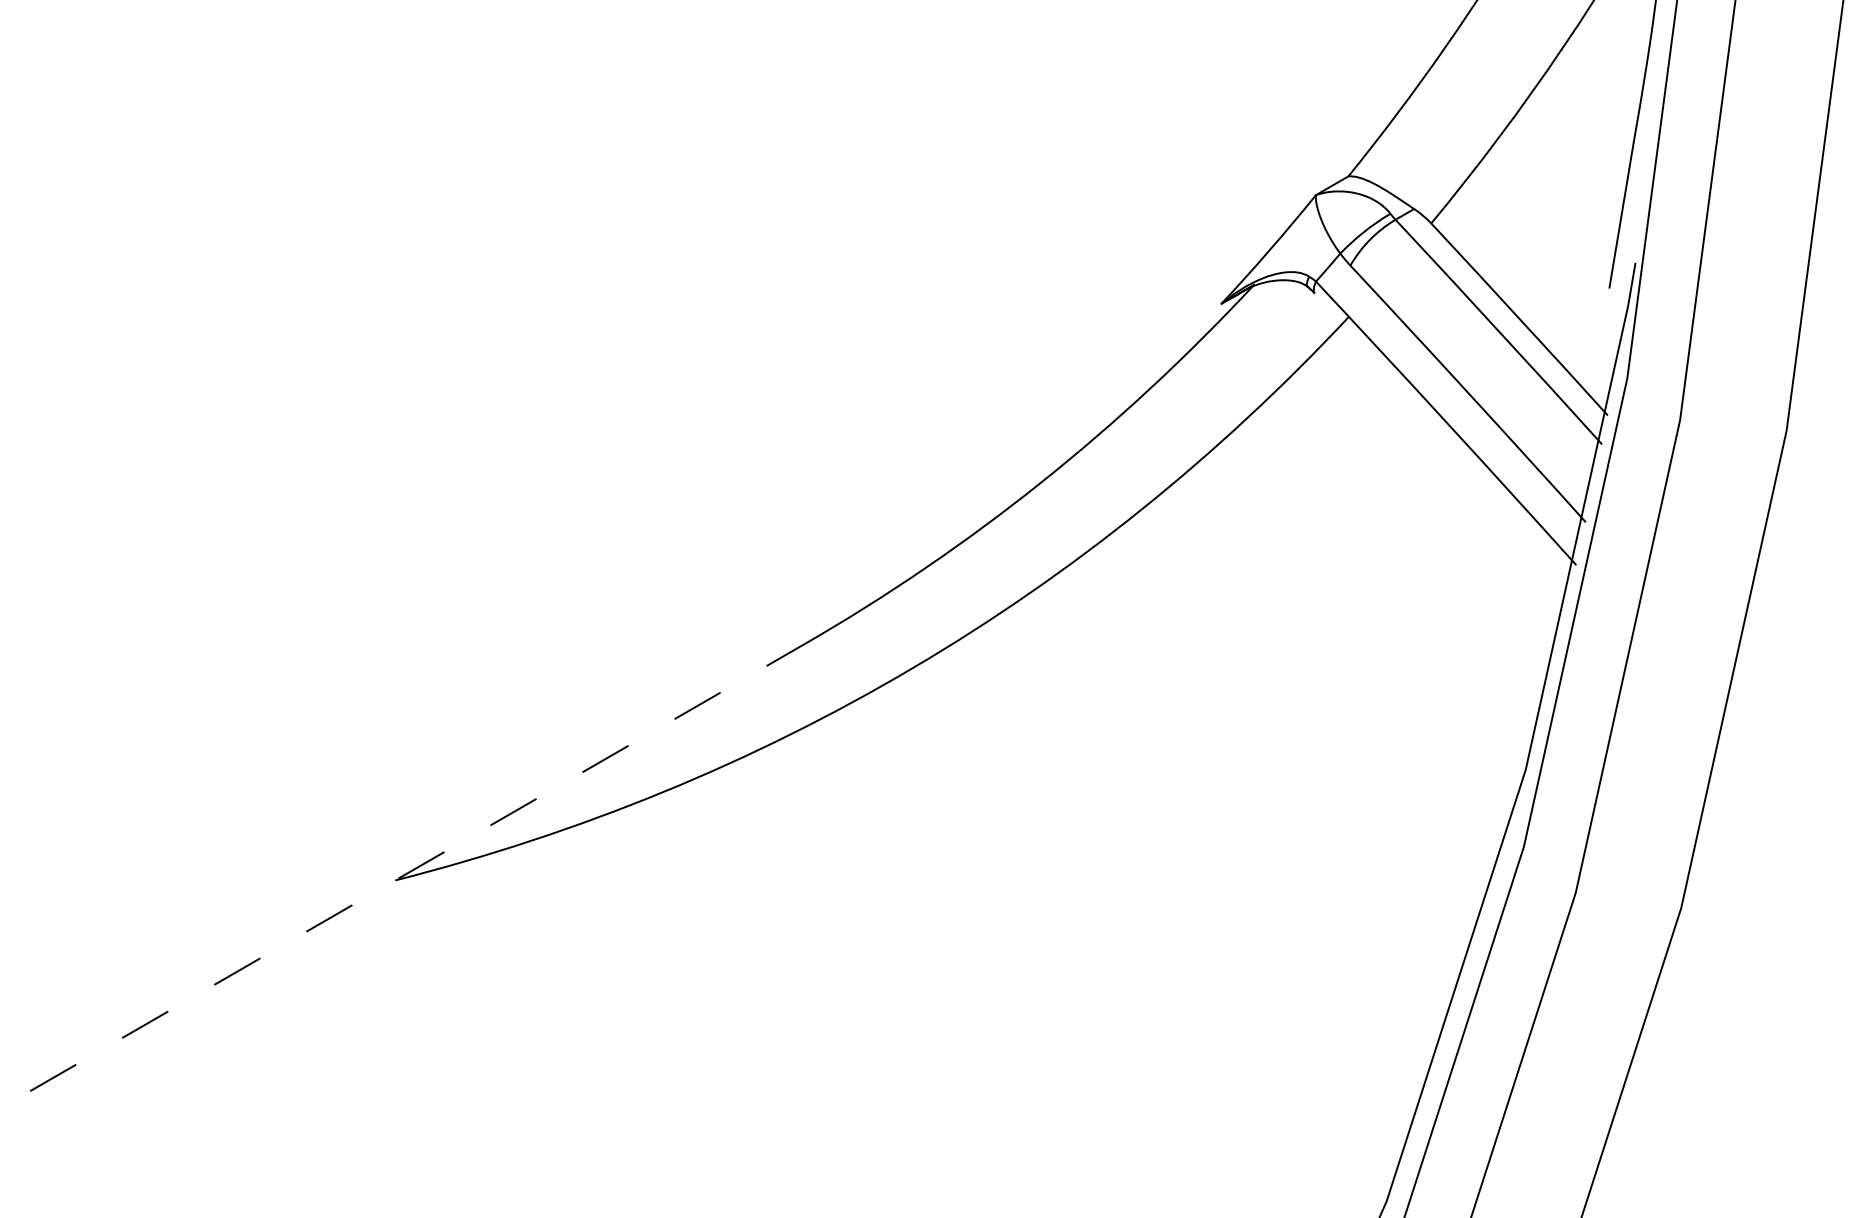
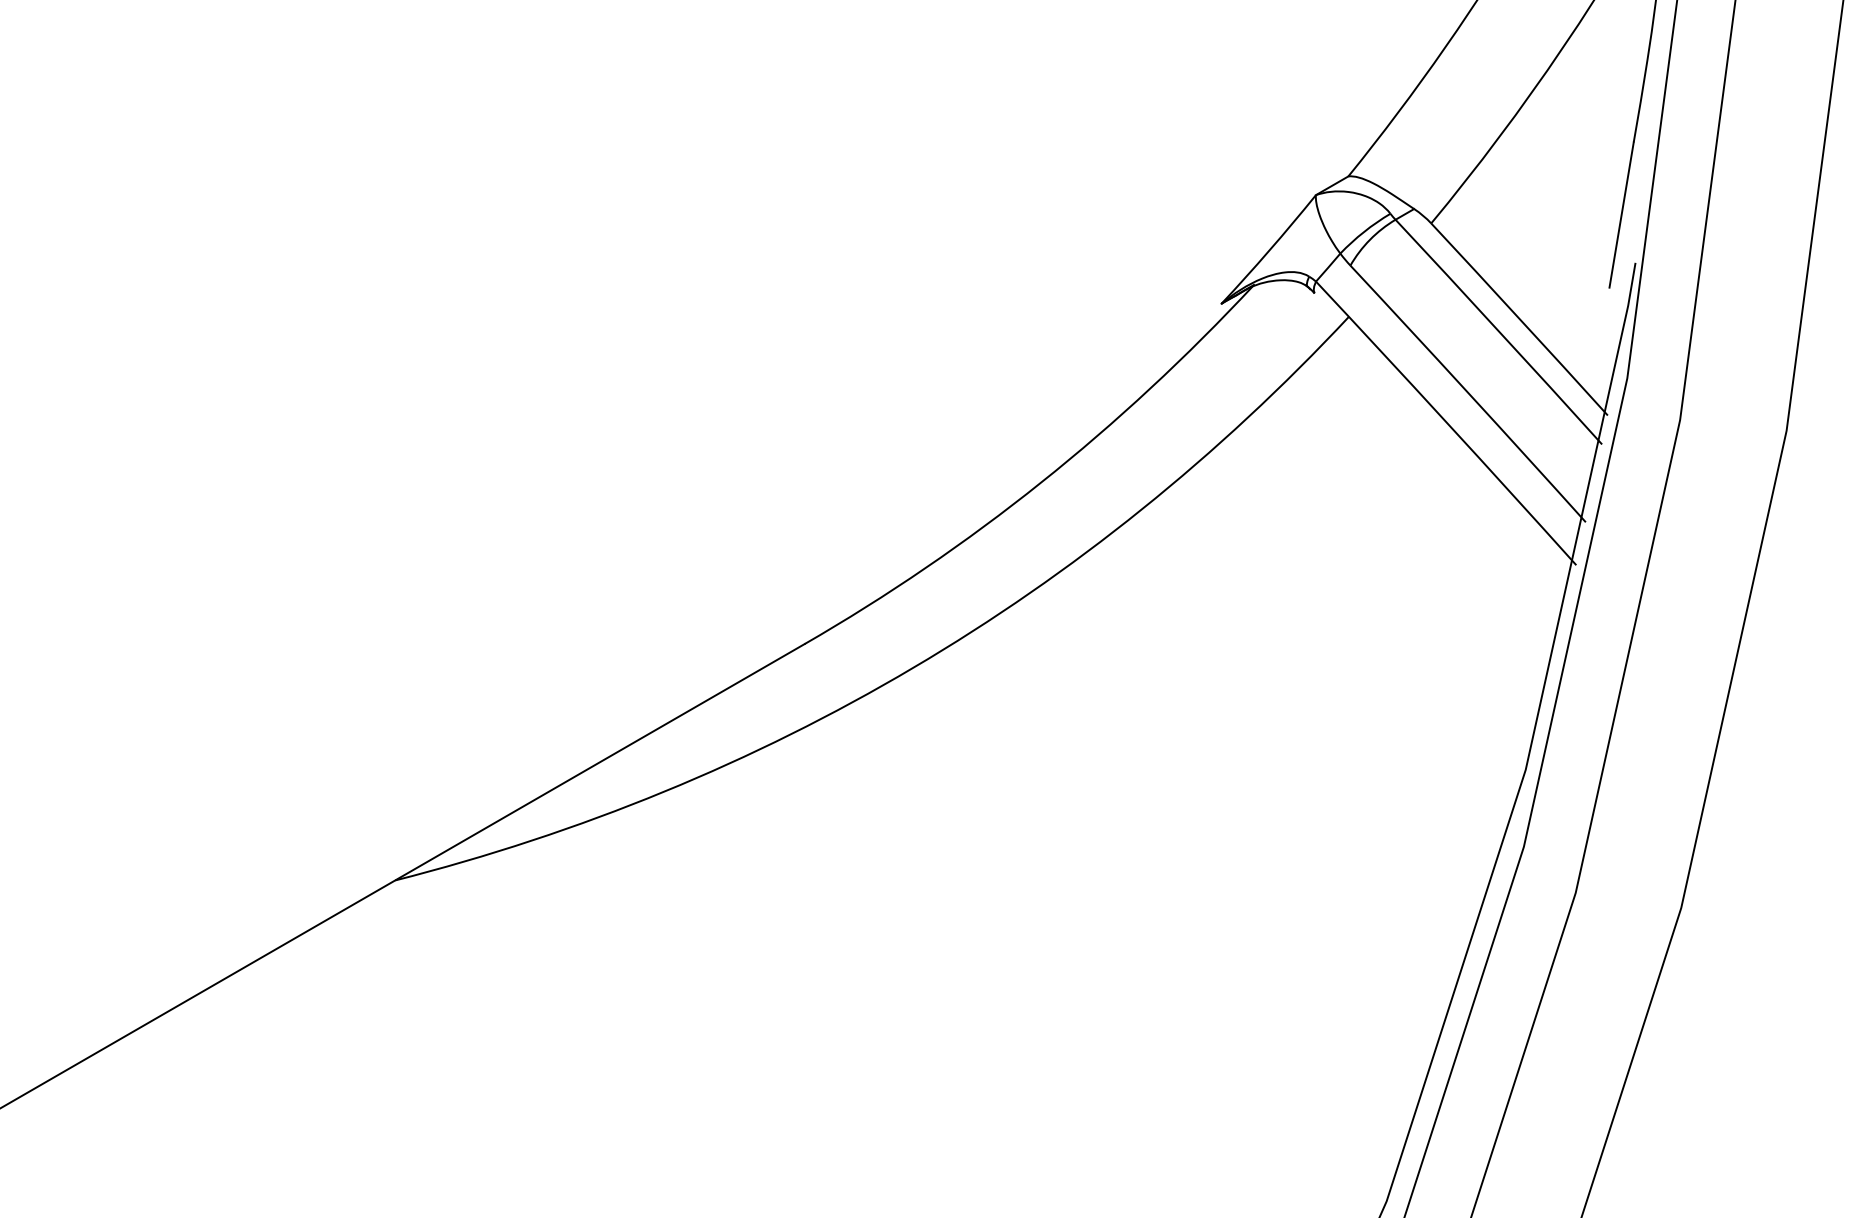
line: dashed -> solid (402, 875)
